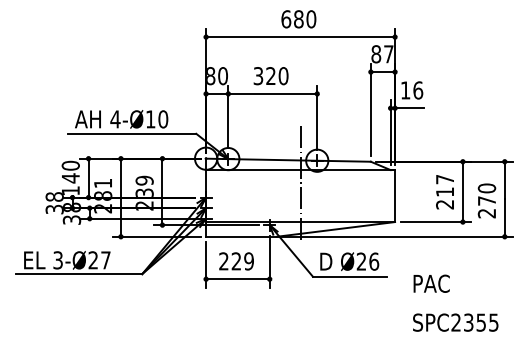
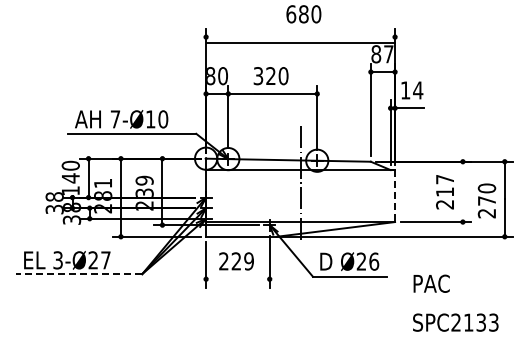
text position: (298, 19) -> (303, 14) (303, 14)
line position: (300, 37) -> (300, 43) (300, 43)
text: 16 -> 14 (418, 90)
text: 4-Ø10 -> 7-Ø10 (115, 119)
line: present -> none (462, 191)
line: solid -> dashed (395, 196)
line: solid -> dashed (78, 274)
line: present -> none (237, 279)
text: SPC2355 -> SPC2133 (481, 322)
